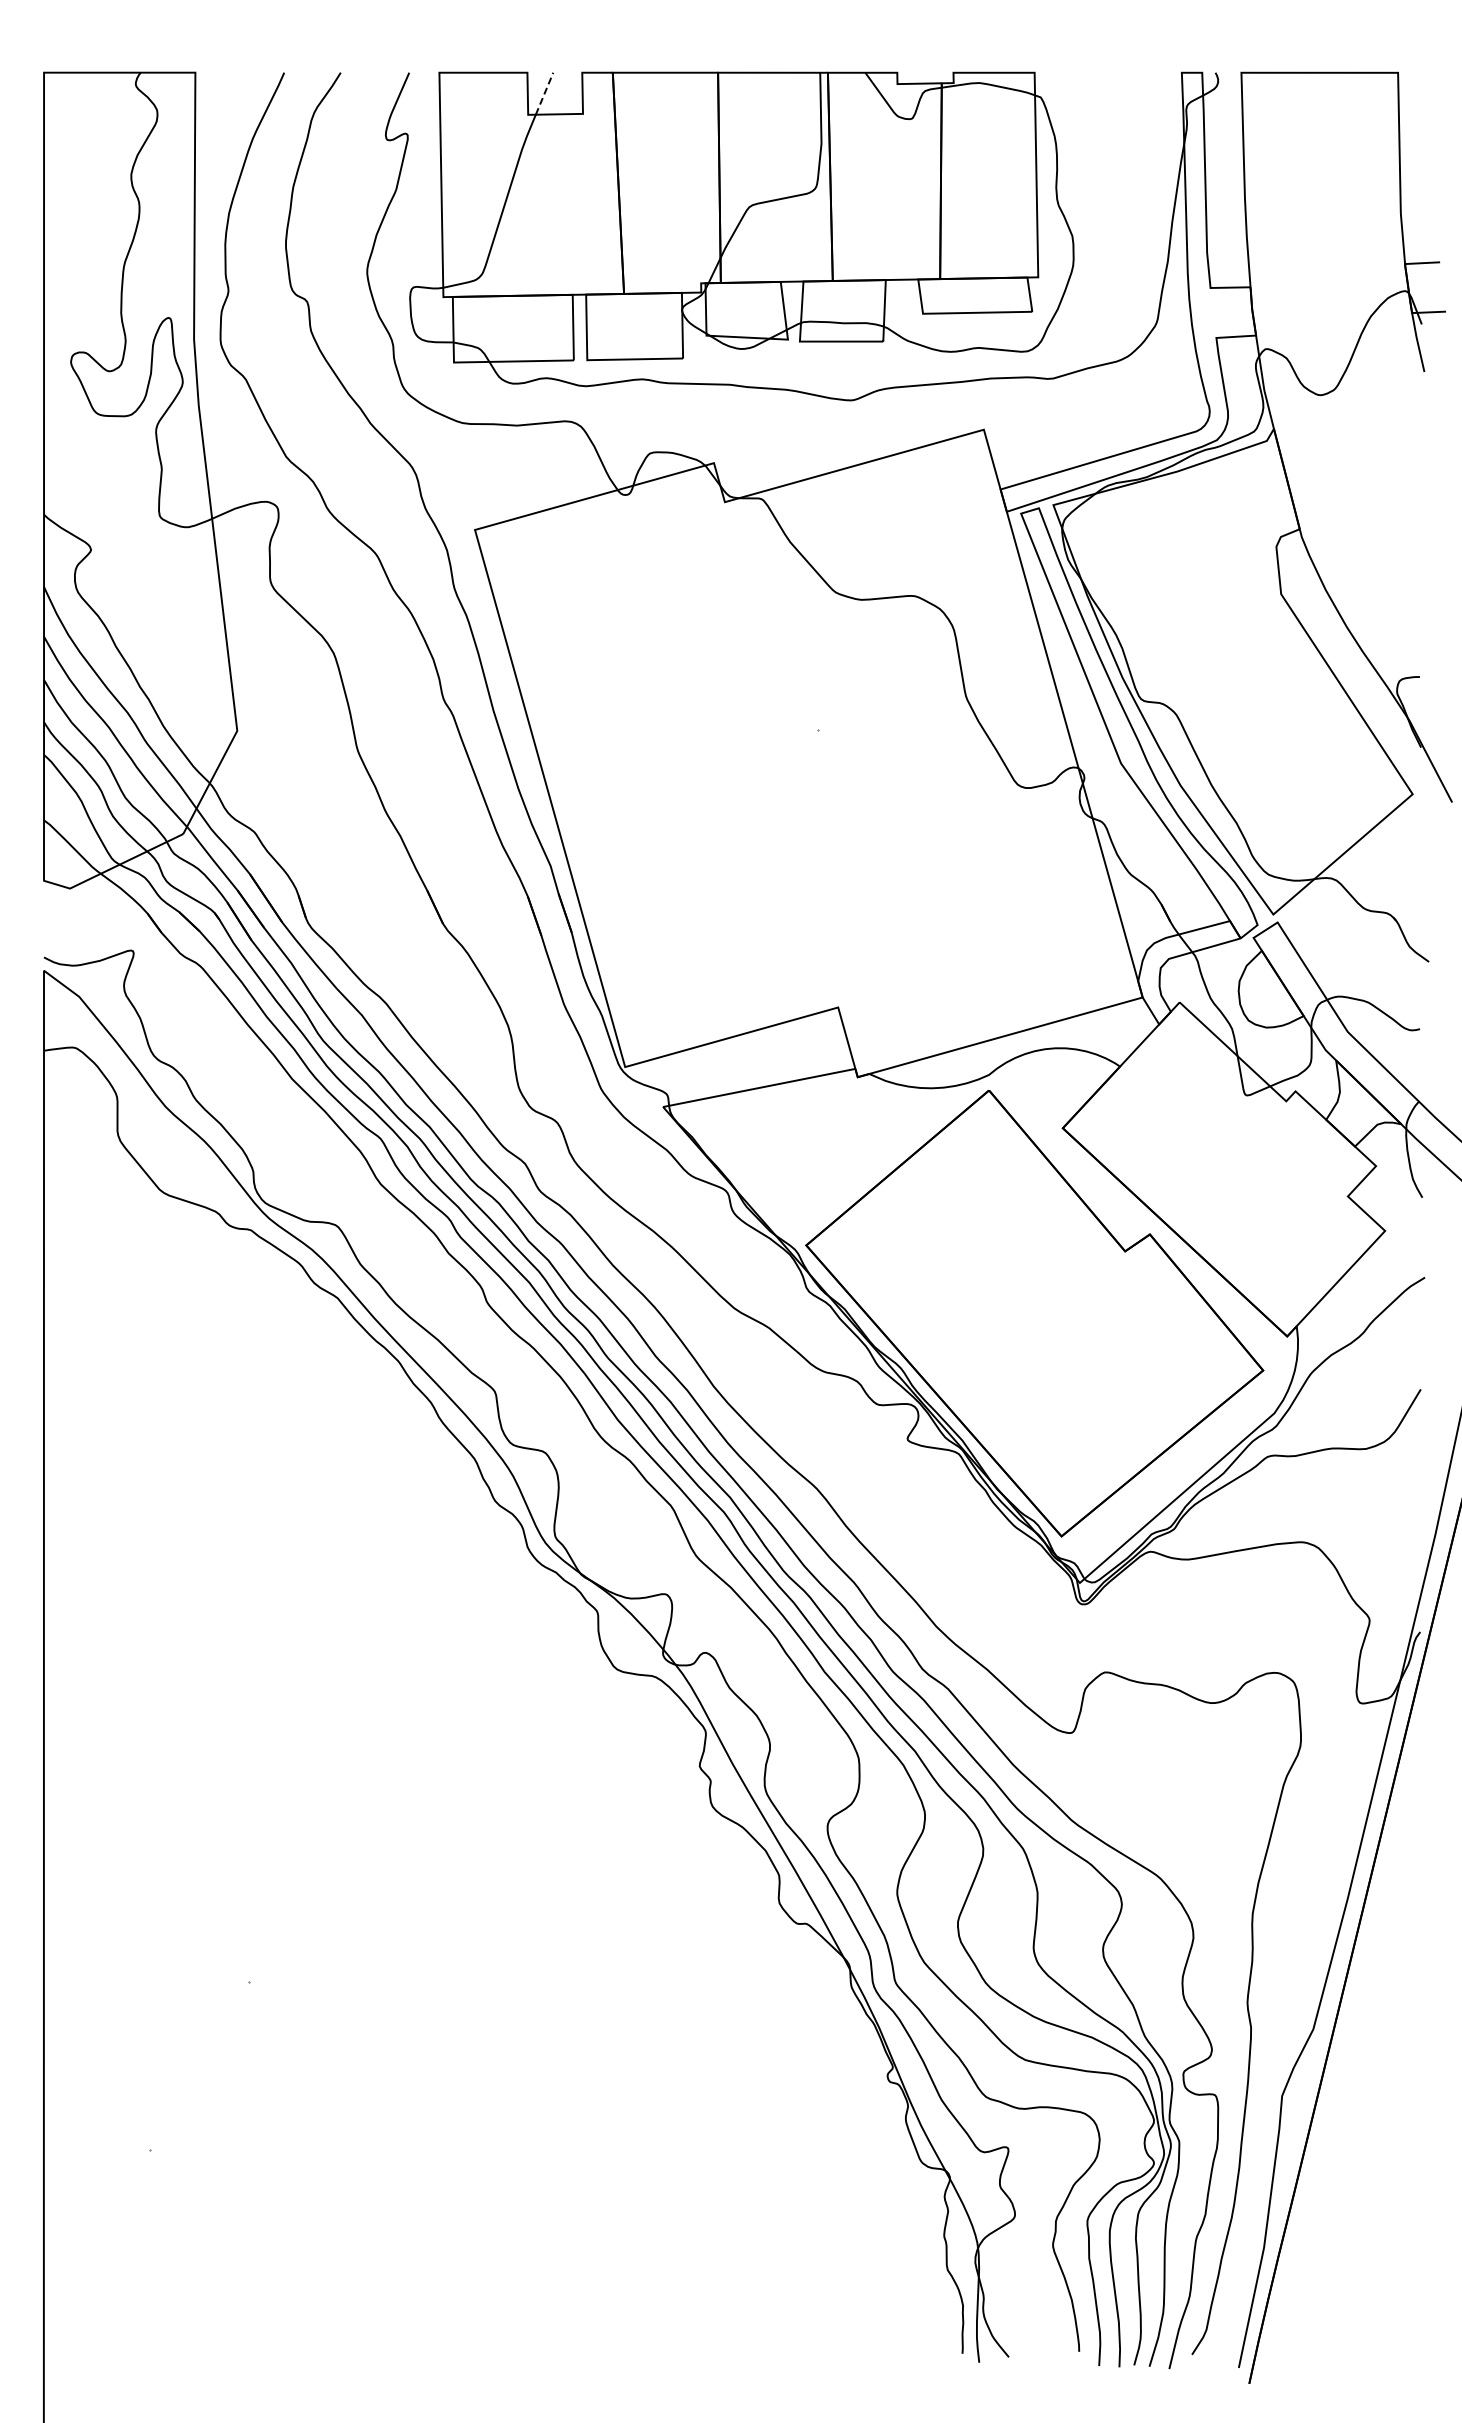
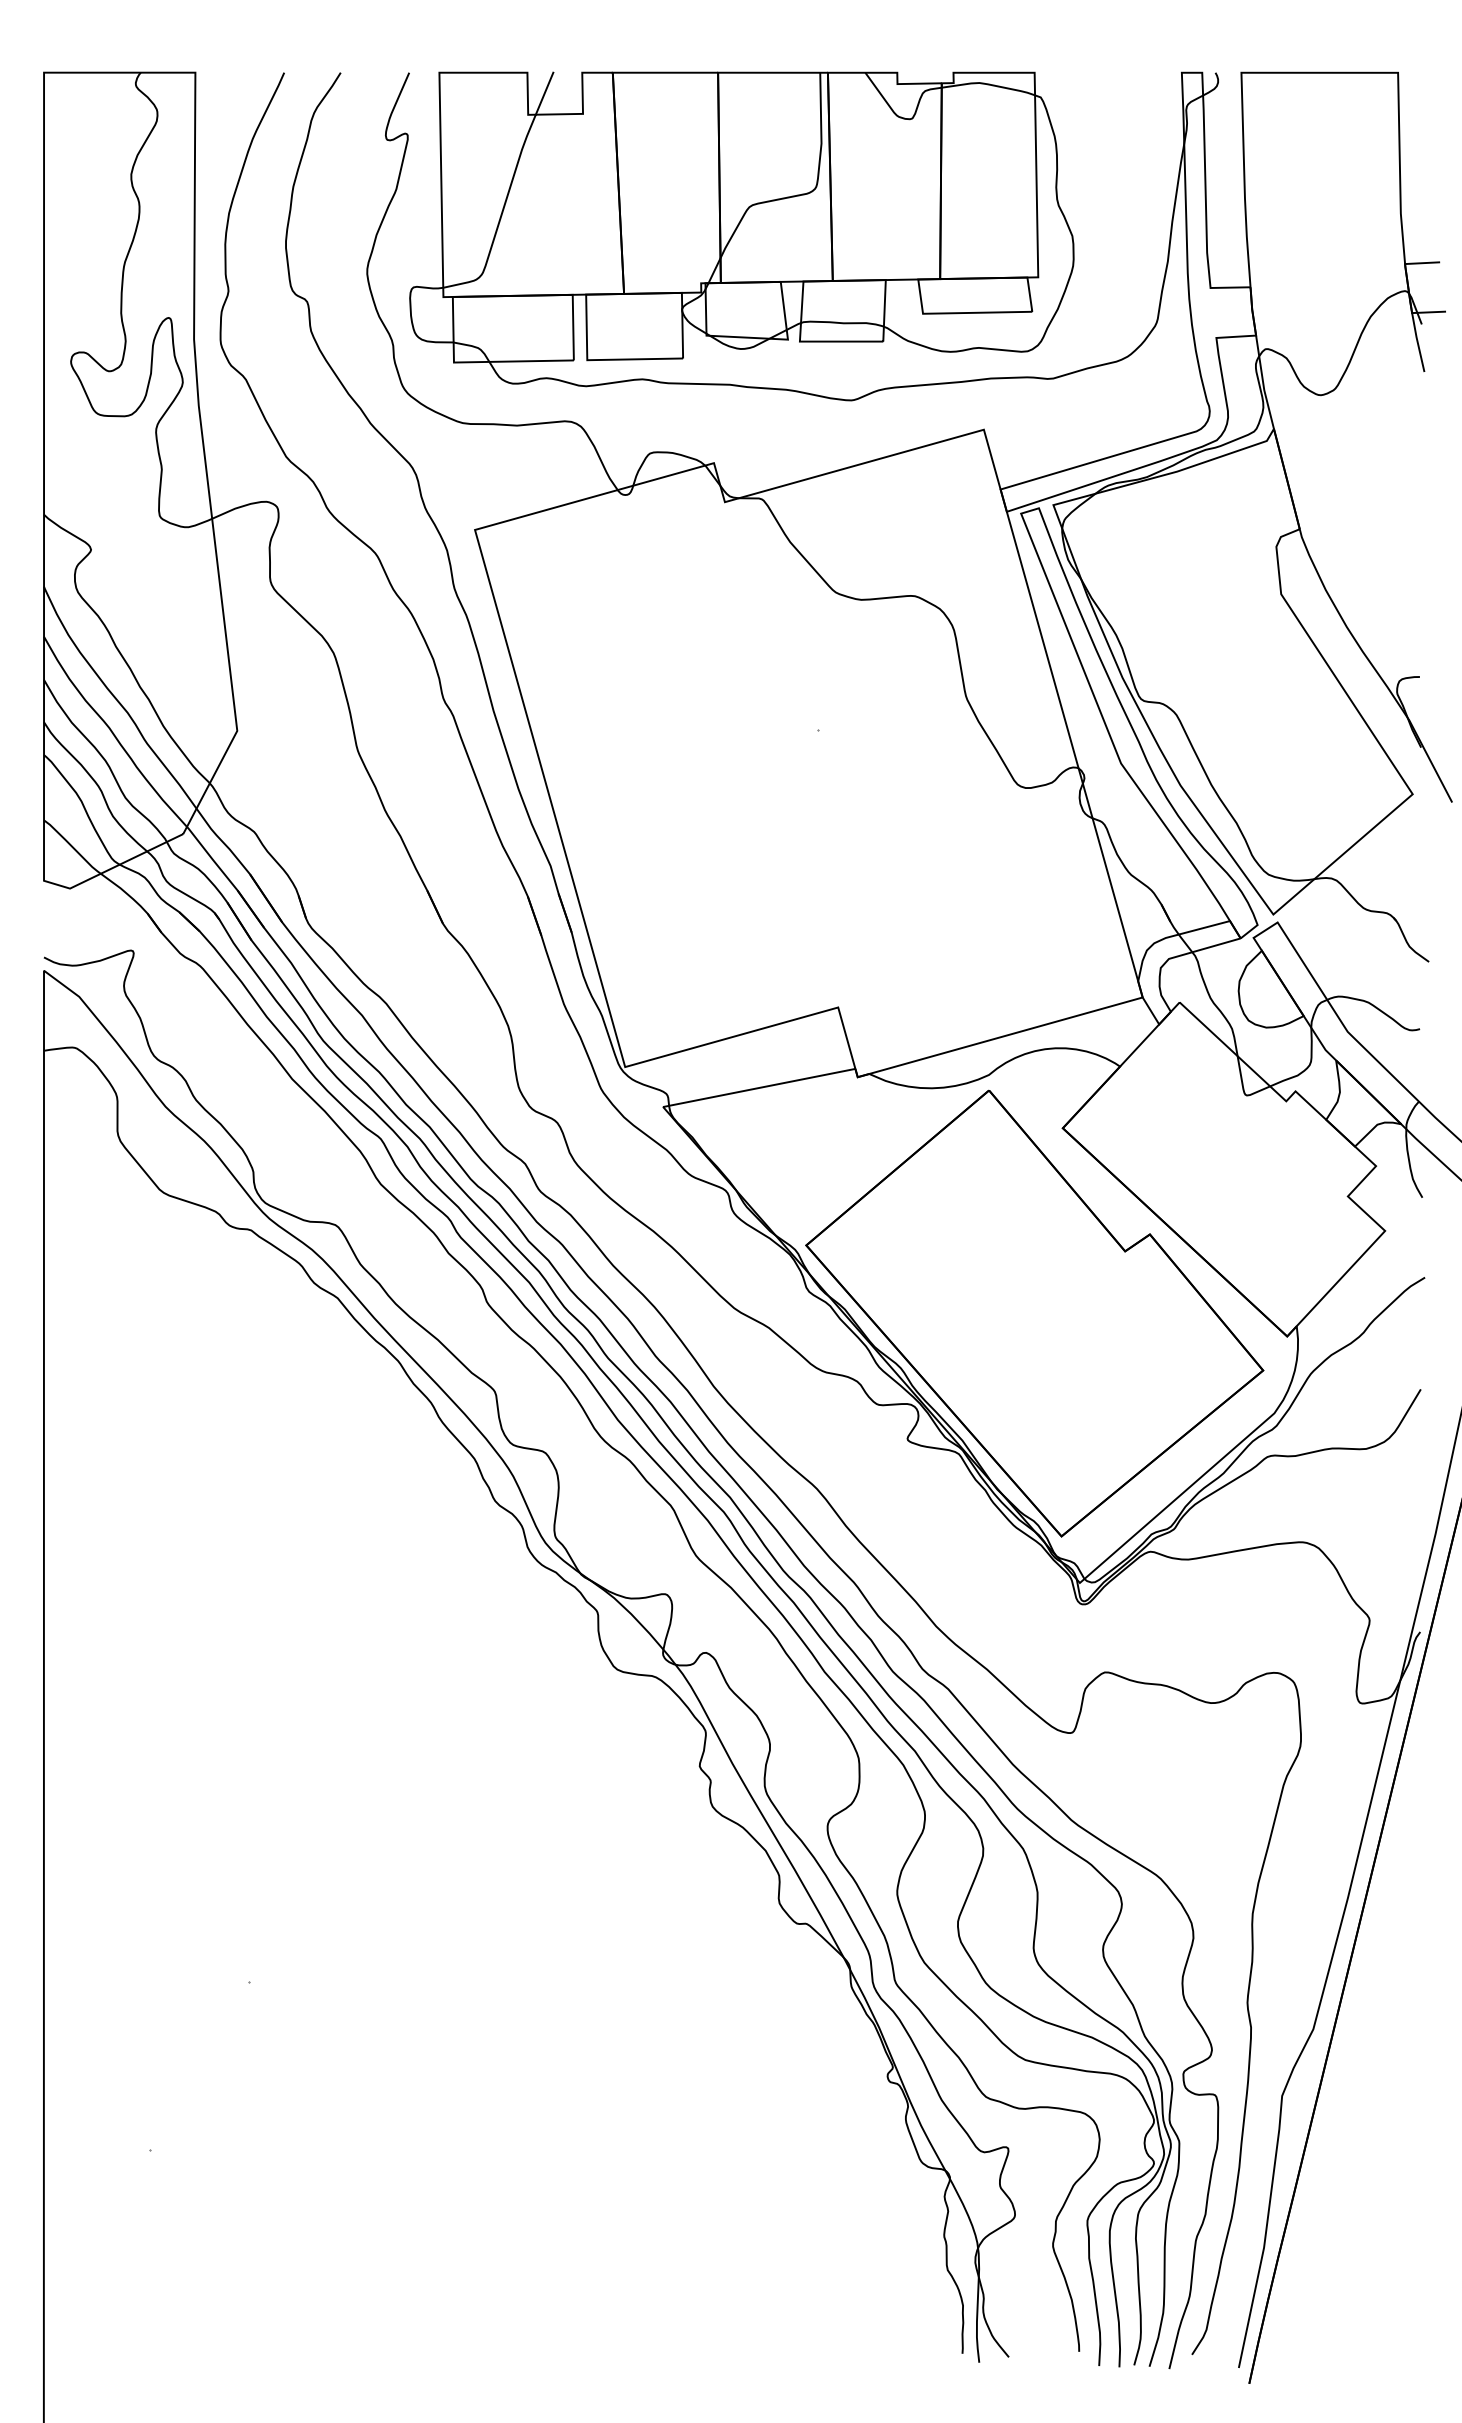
line: dashed -> solid (544, 93)
